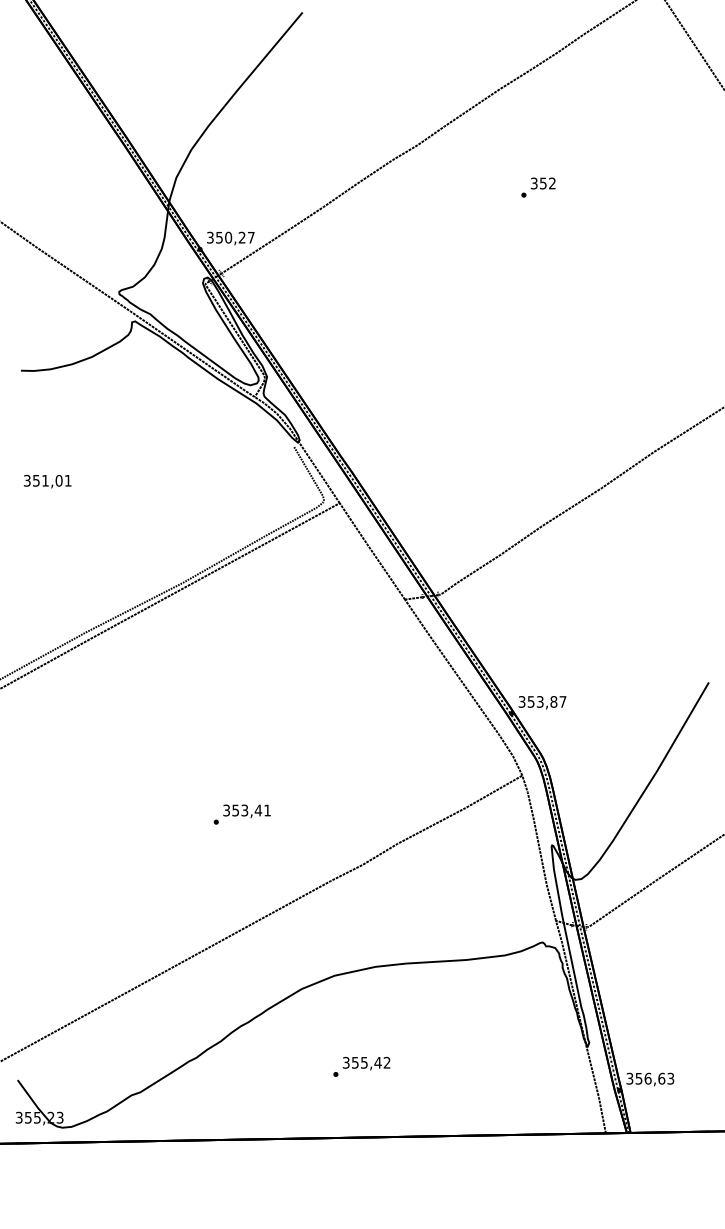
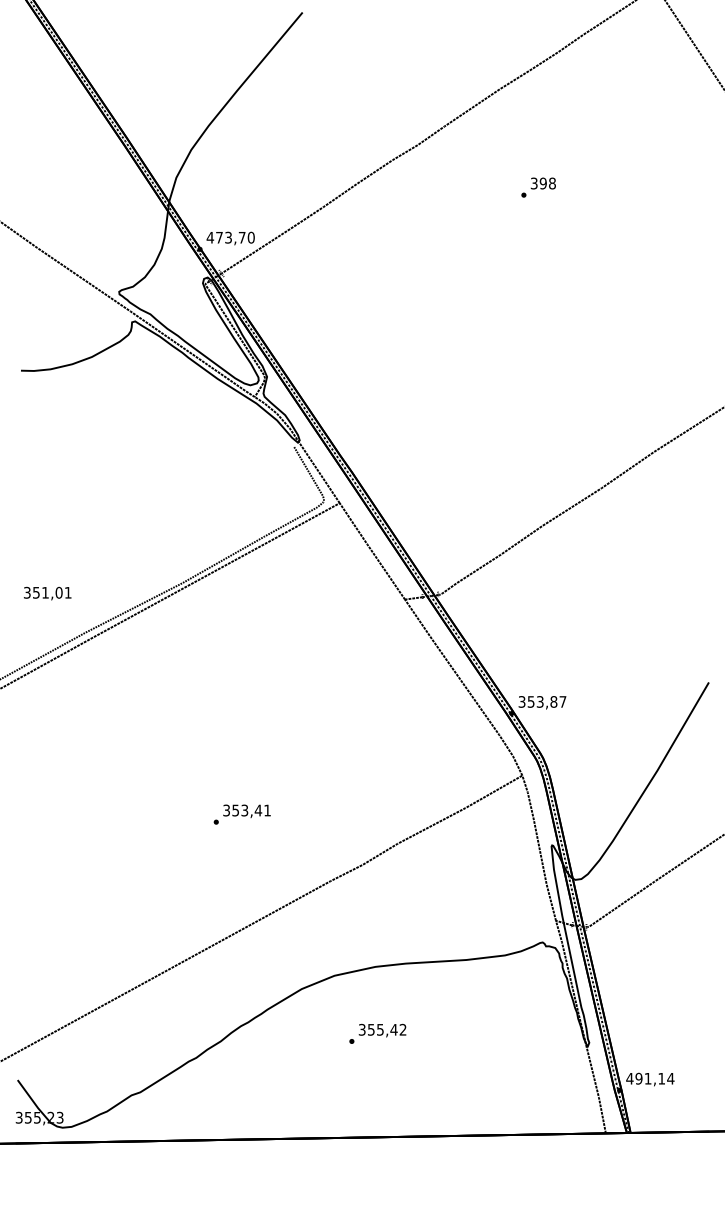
text: 352 -> 398 (547, 183)
text: 350,27 -> 473,70 (230, 237)
text position: (47, 481) -> (47, 593) (47, 593)
text position: (361, 1066) -> (377, 1033) (377, 1033)
text: 356,63 -> 491,14 (650, 1078)
